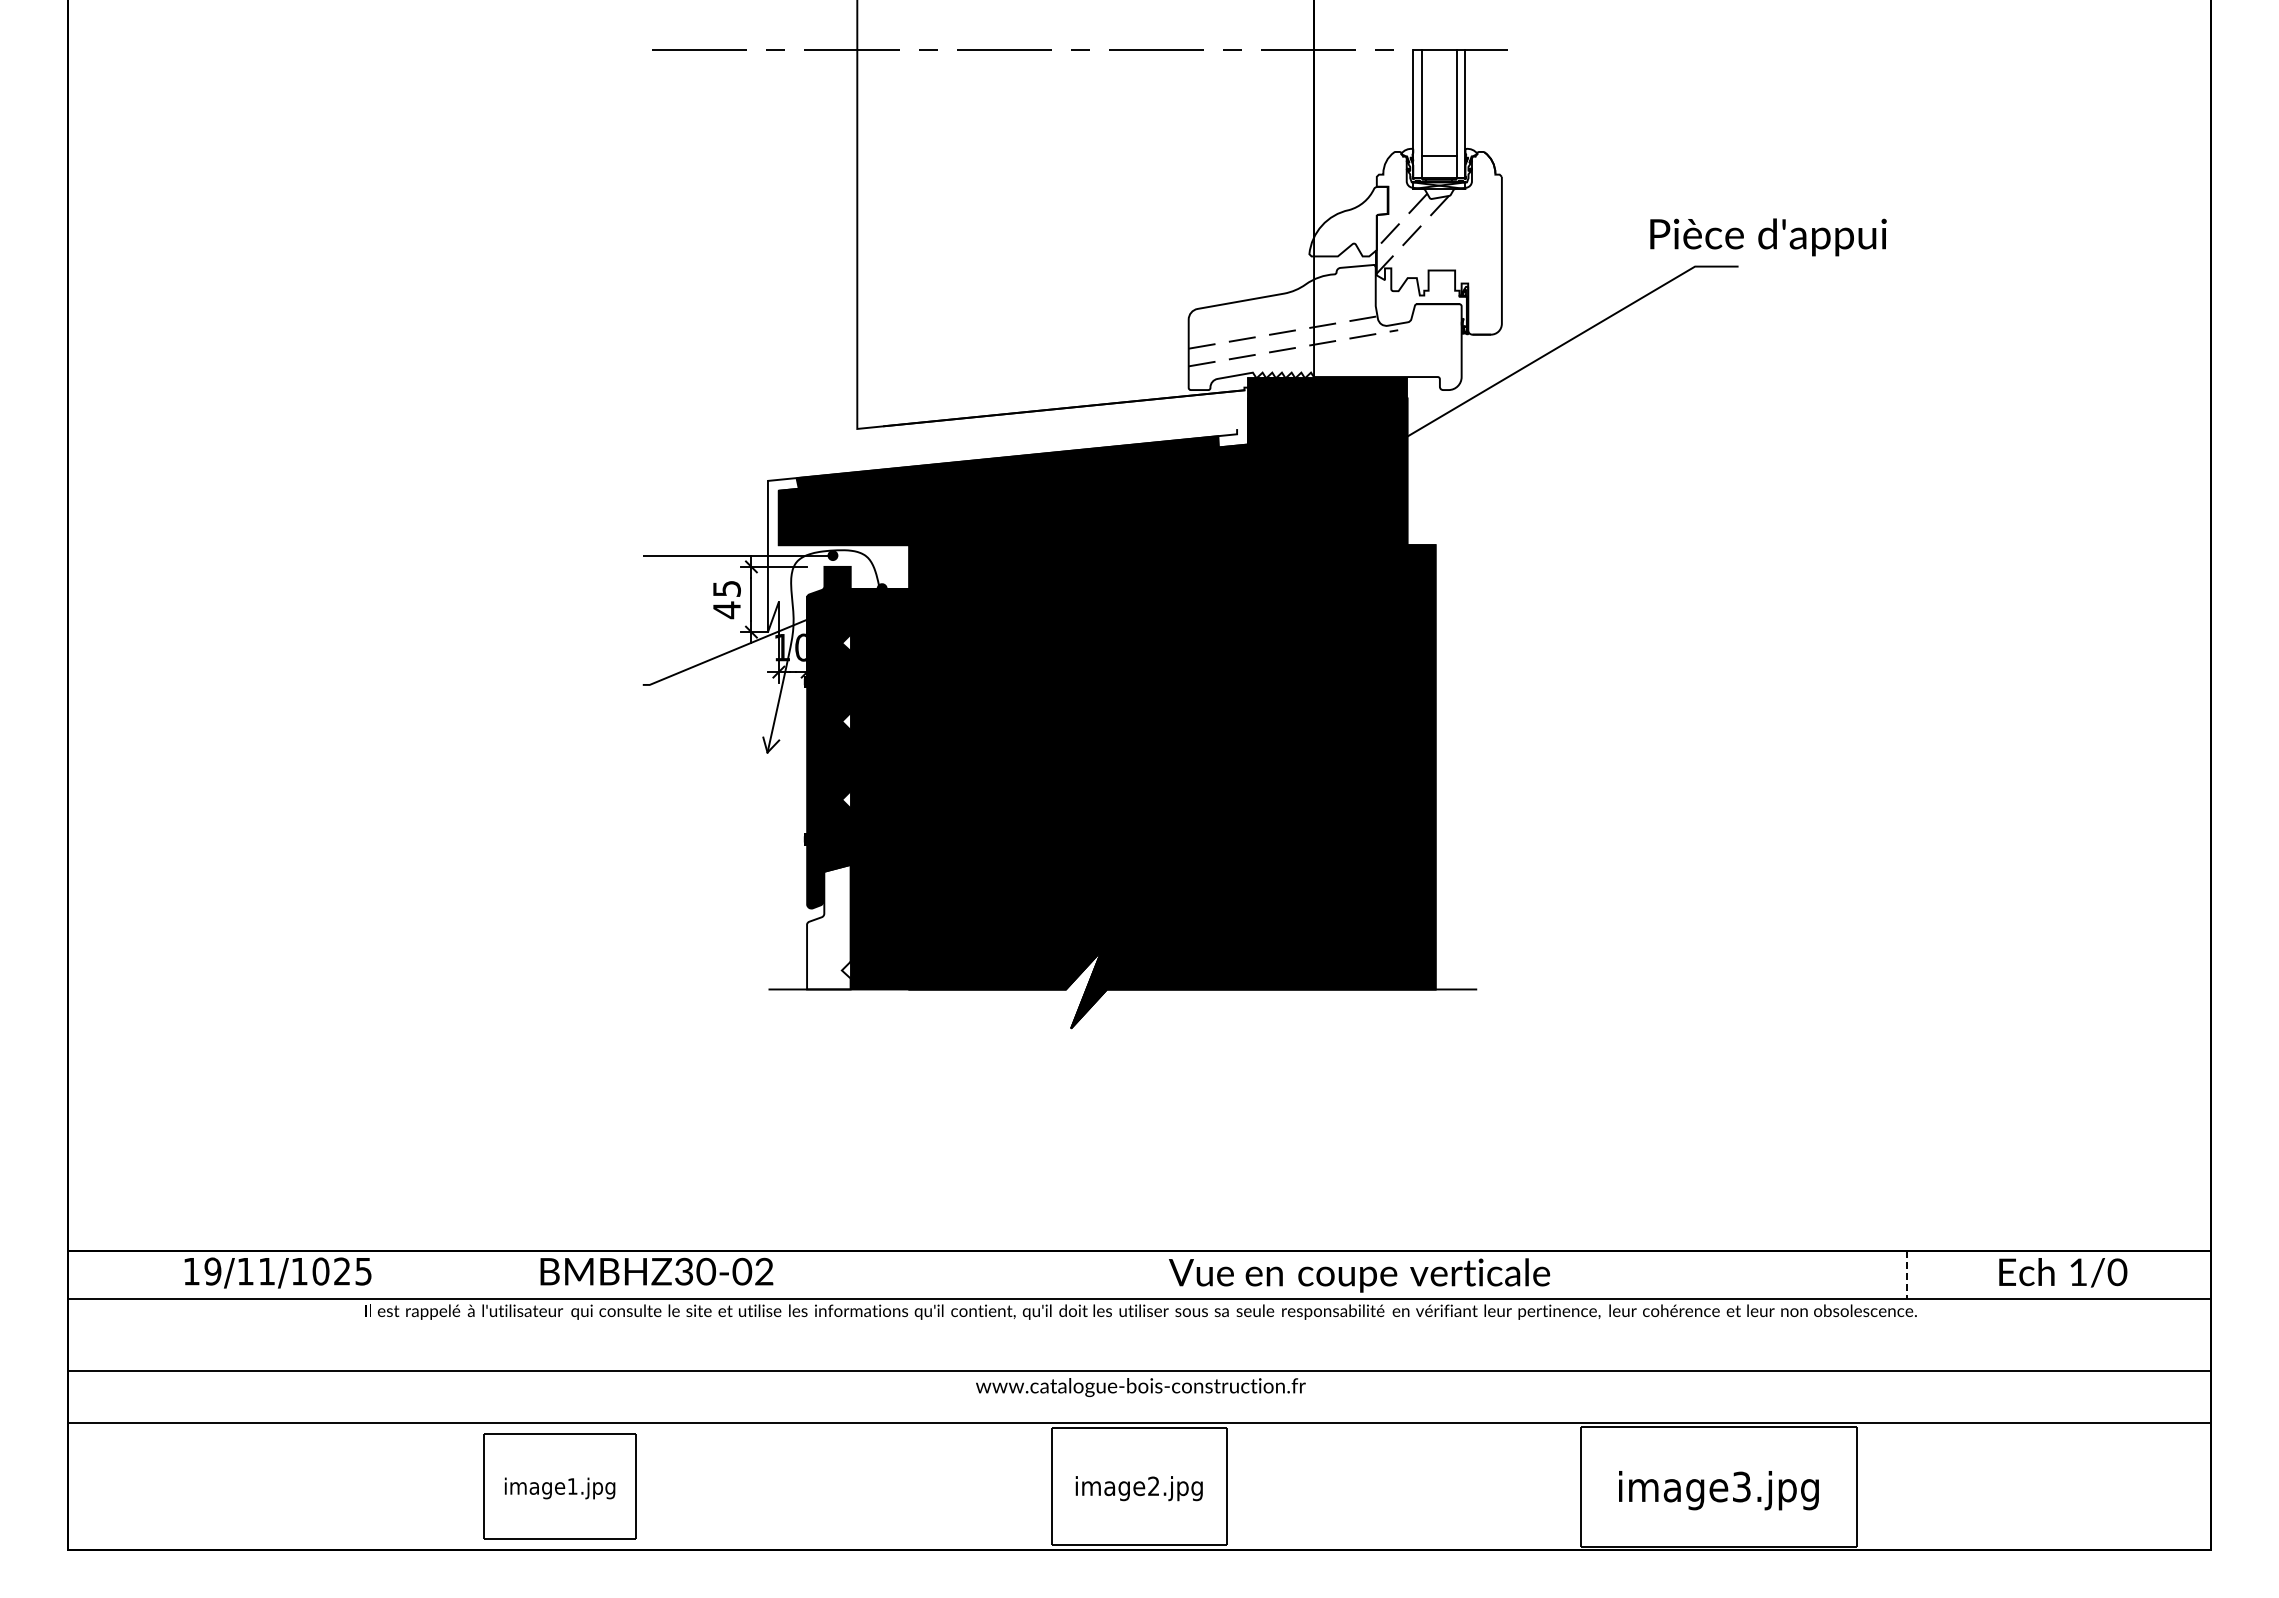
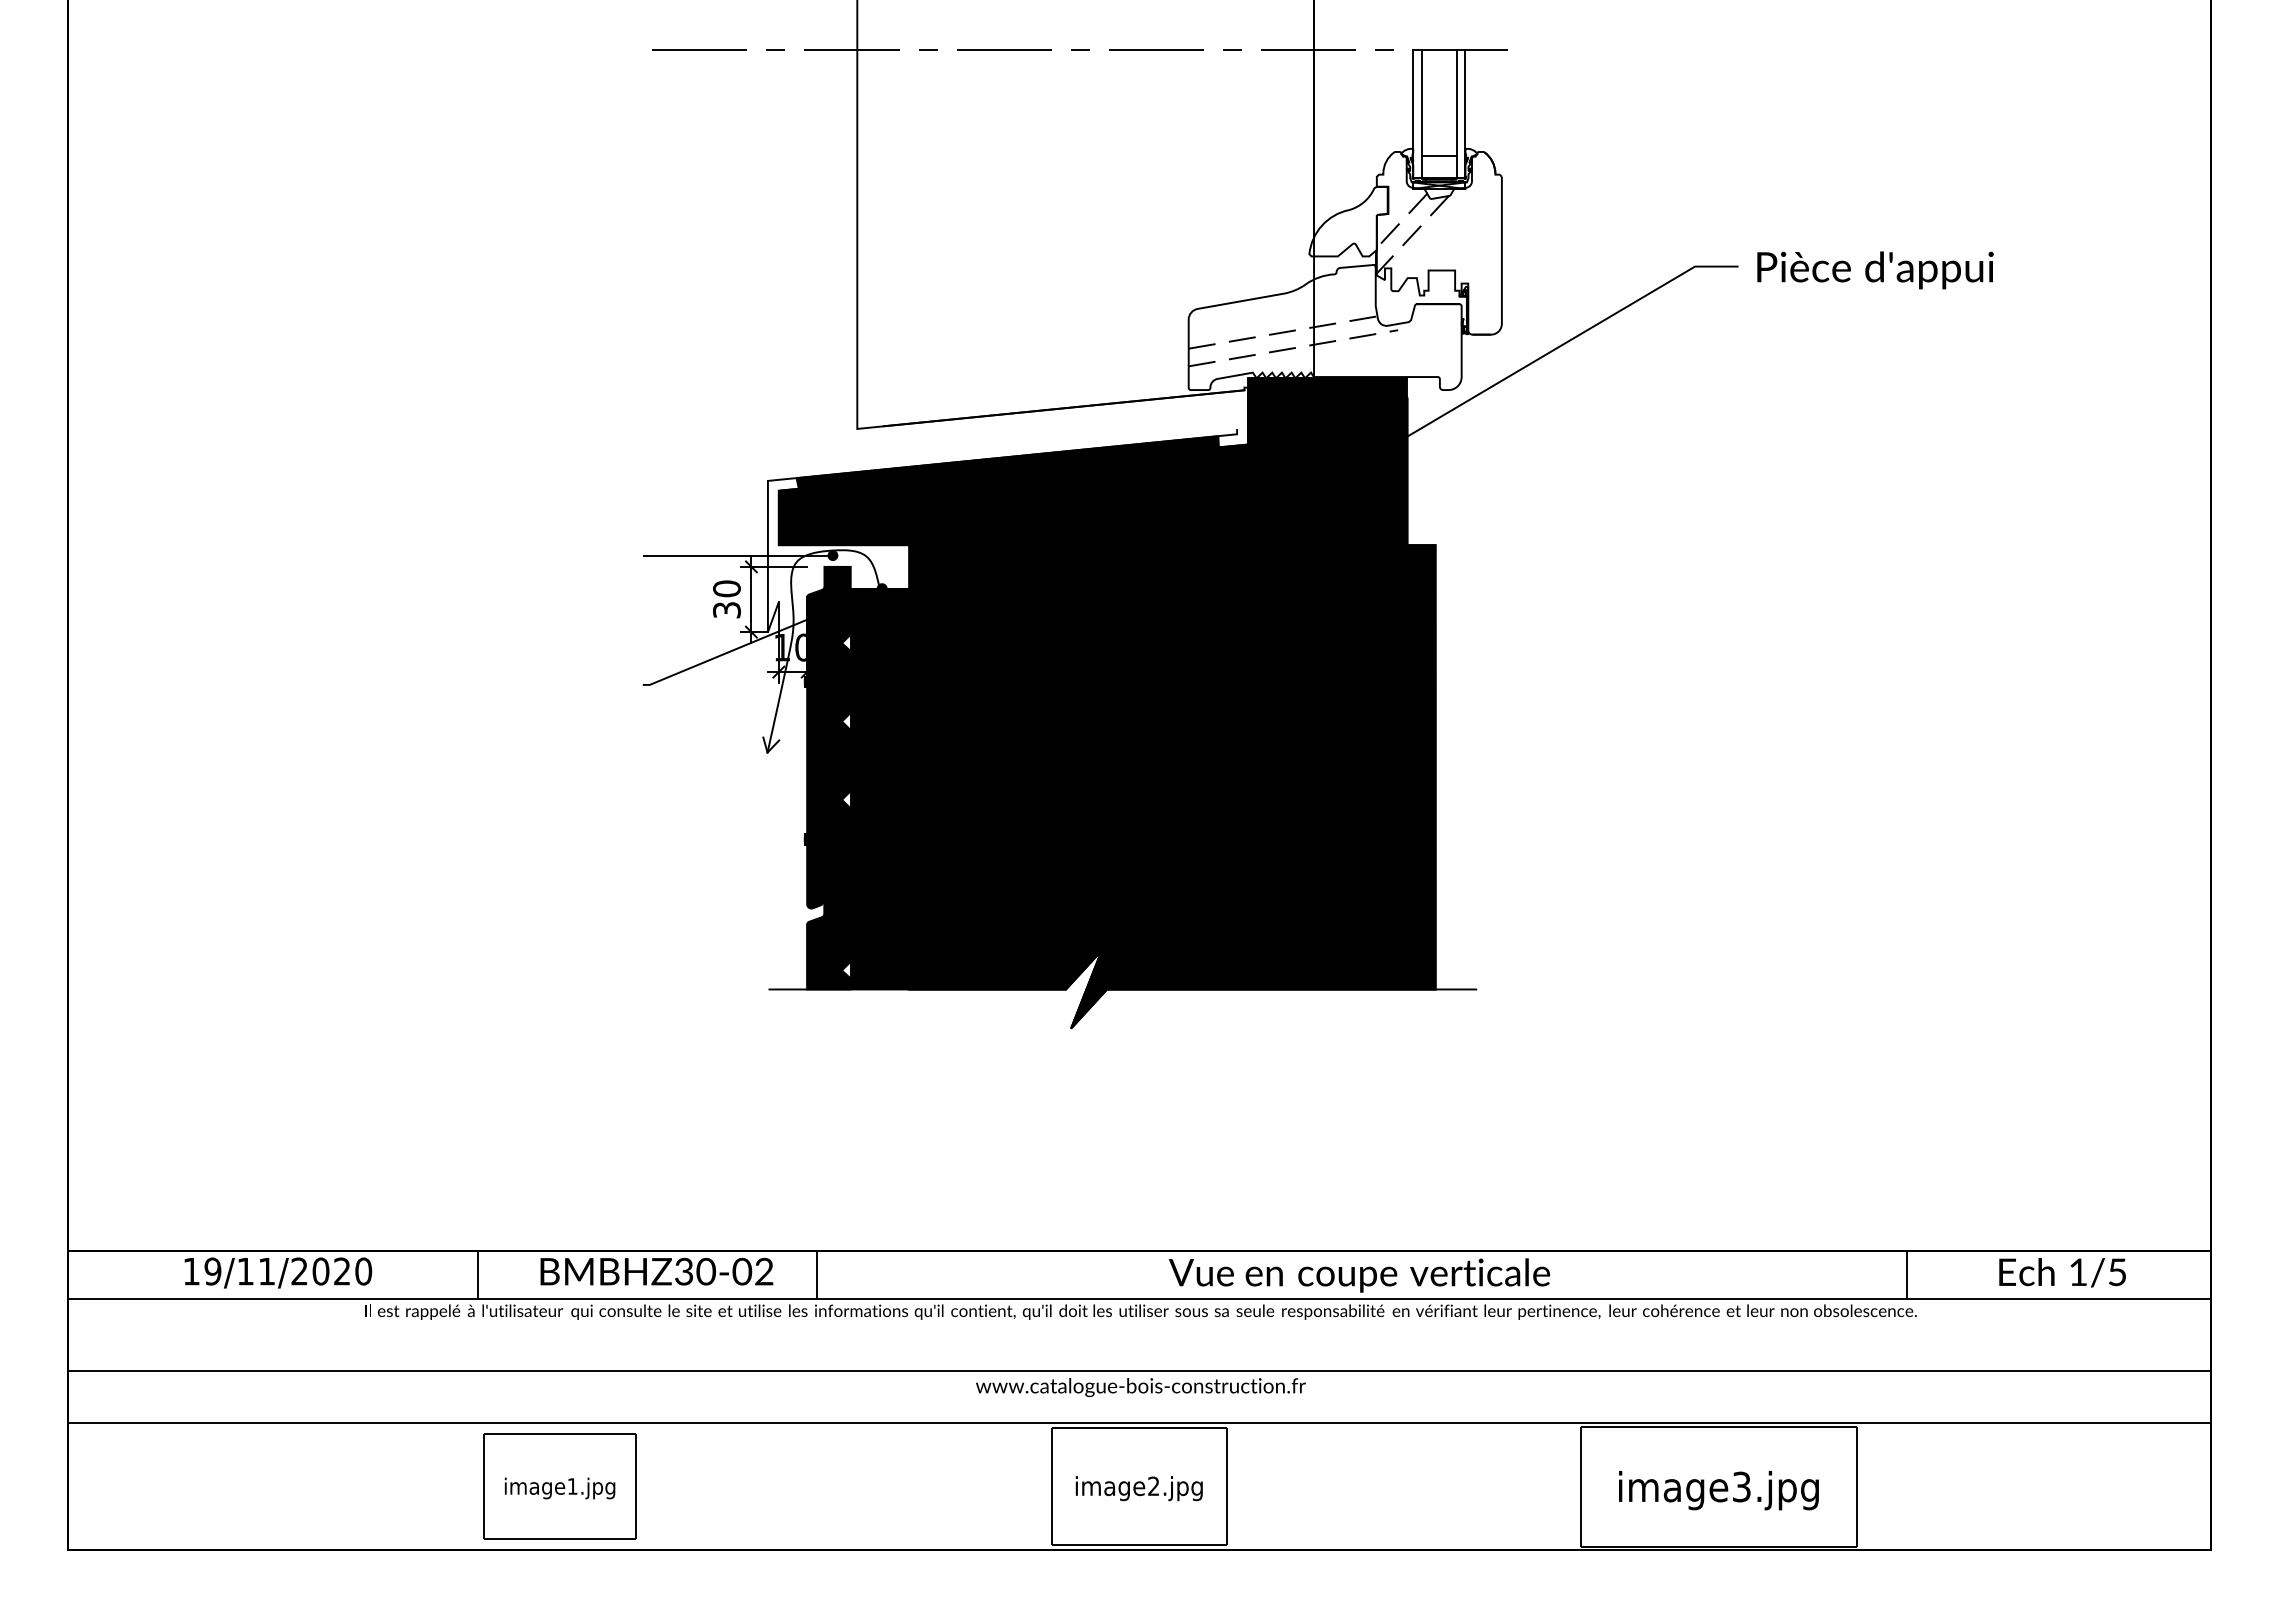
text position: (1768, 237) -> (1875, 270) (1875, 270)
text: 45 -> 30 (726, 599)
fill: none -> present (828, 926)
text: 19/11/1025 -> 19/11/2020 (331, 1271)
text: 1/0 -> 1/5 (2117, 1272)
line: none -> present (477, 1274)
line: none -> present (817, 1274)
line: dashed -> solid (1906, 1274)
